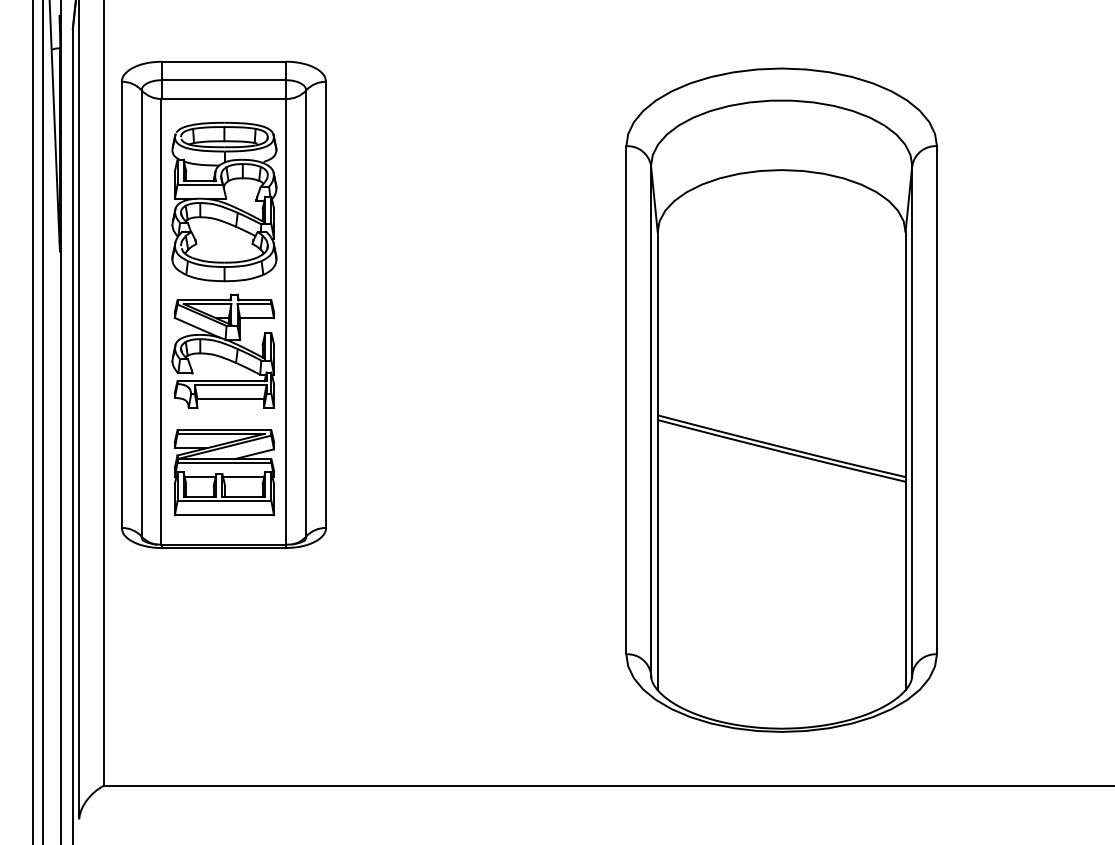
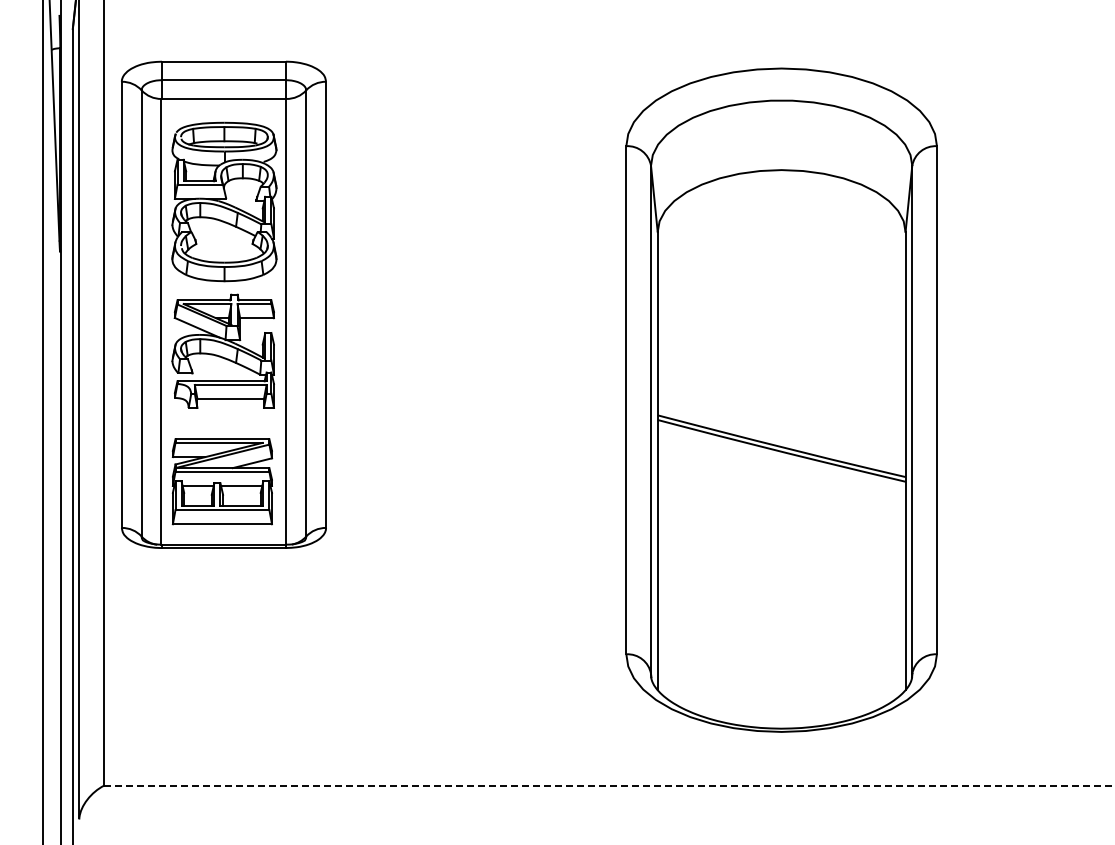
line: present -> none (33, 421)
part position: (224, 472) -> (222, 481) (222, 481)
line: solid -> dashed (609, 785)
